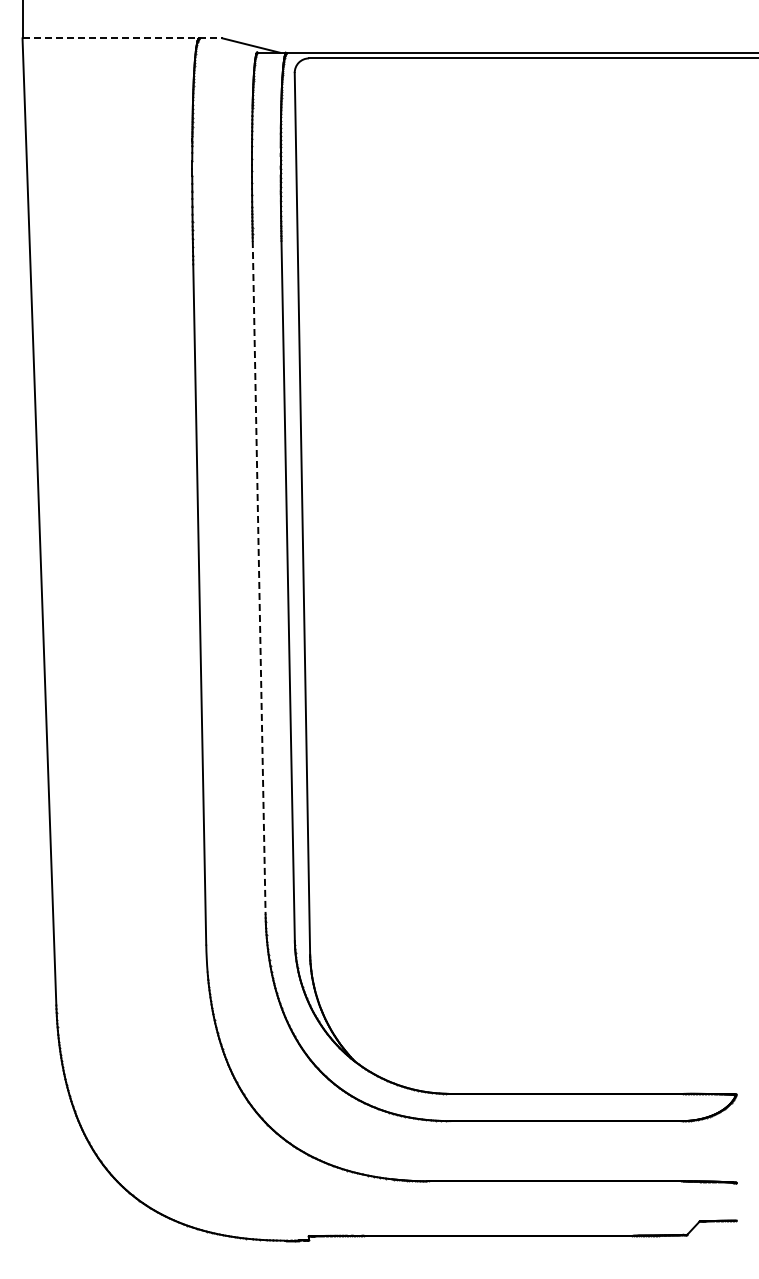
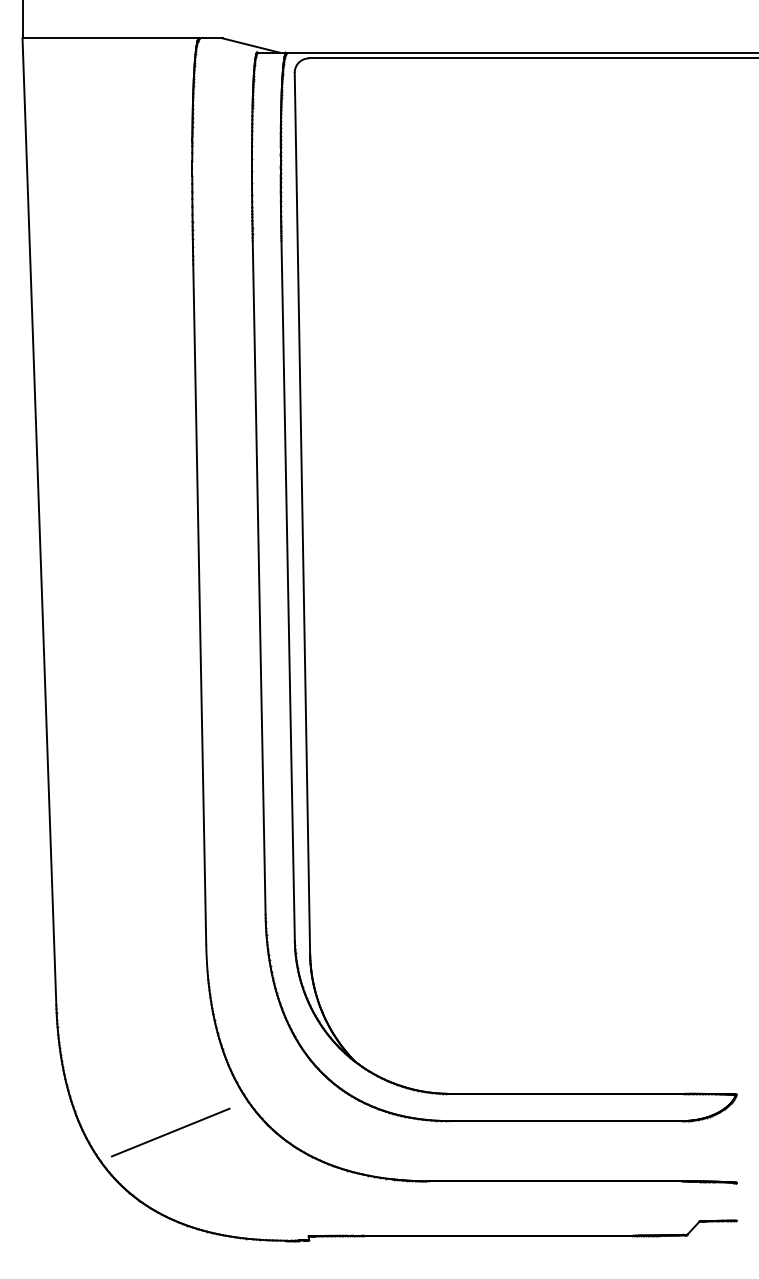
line: dashed -> solid (123, 38)
line: dashed -> solid (259, 577)
line: none -> present (170, 1132)
